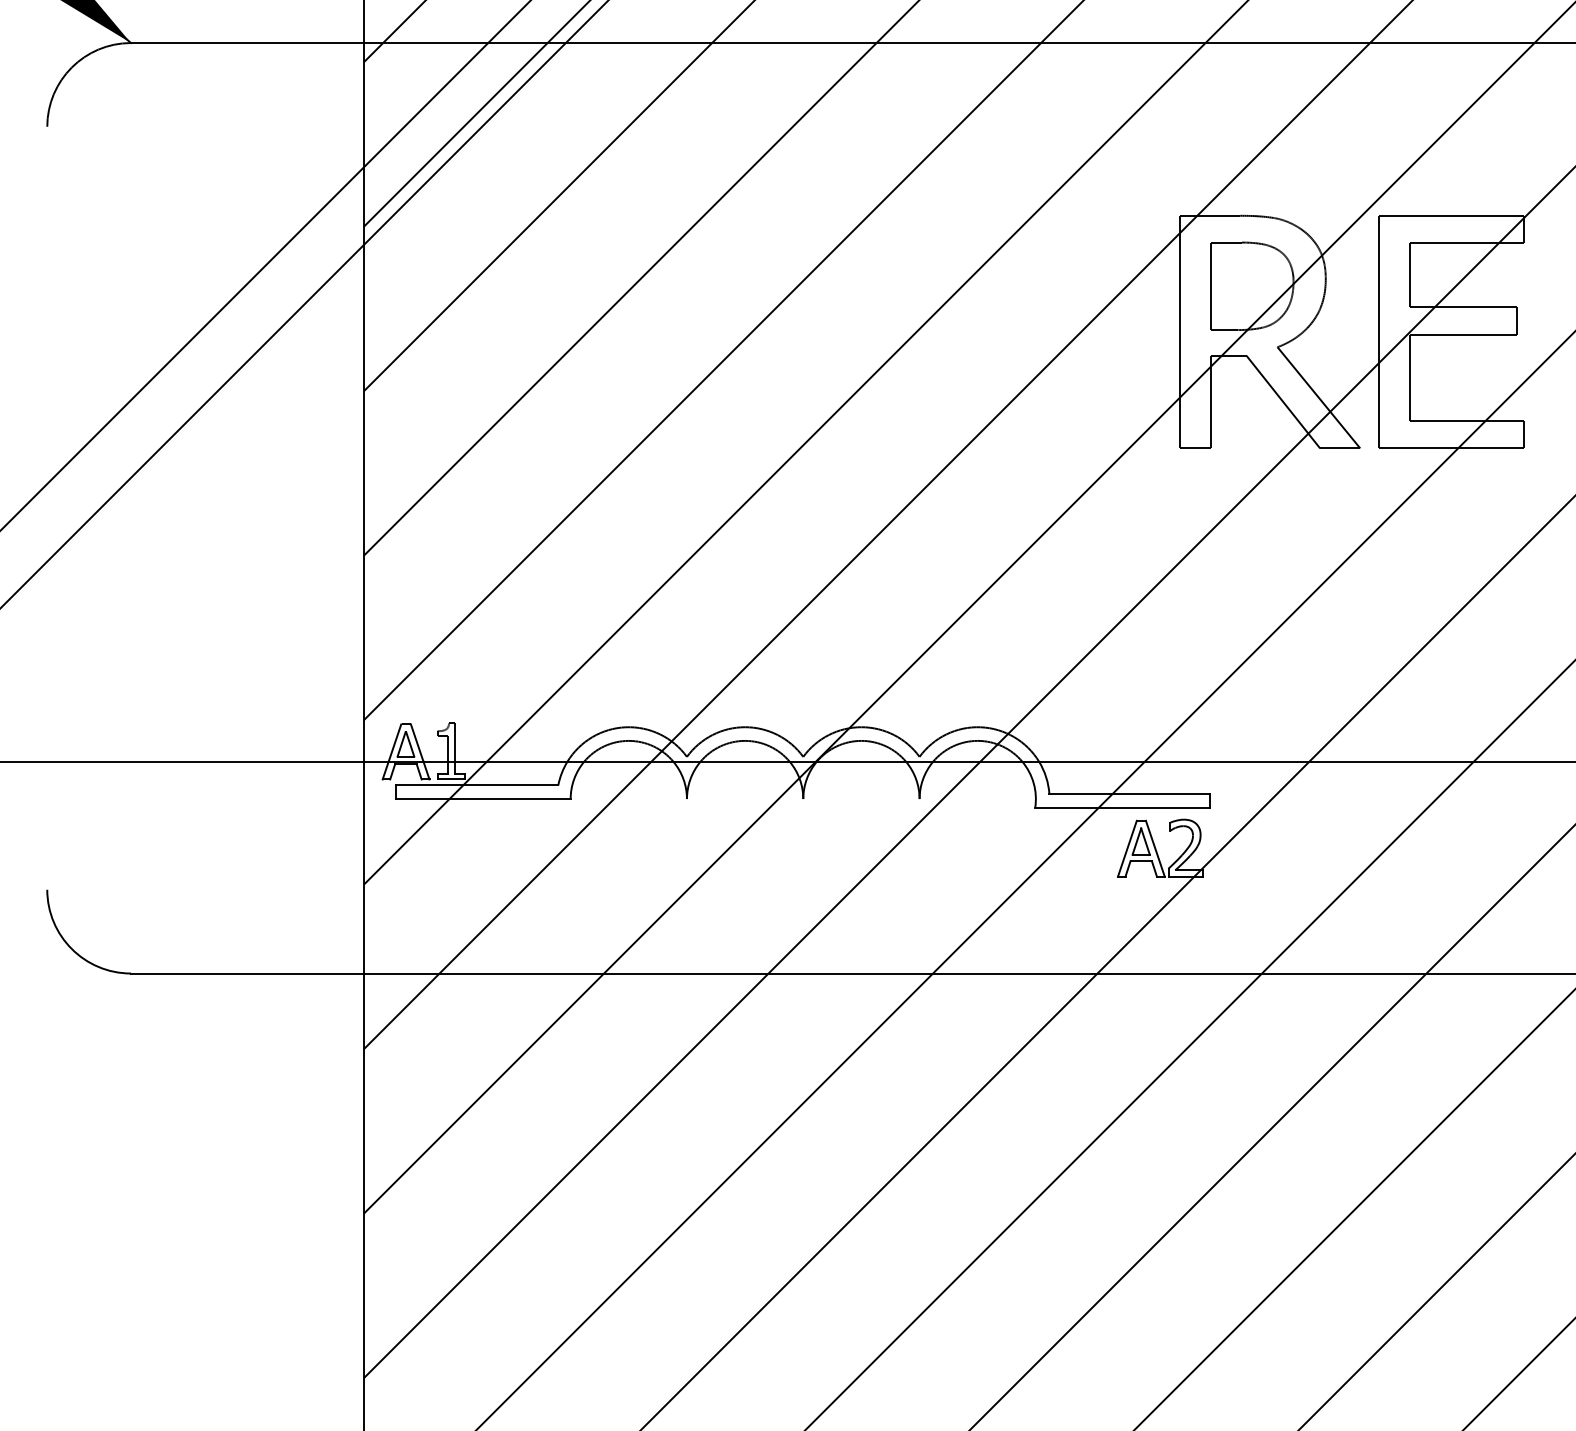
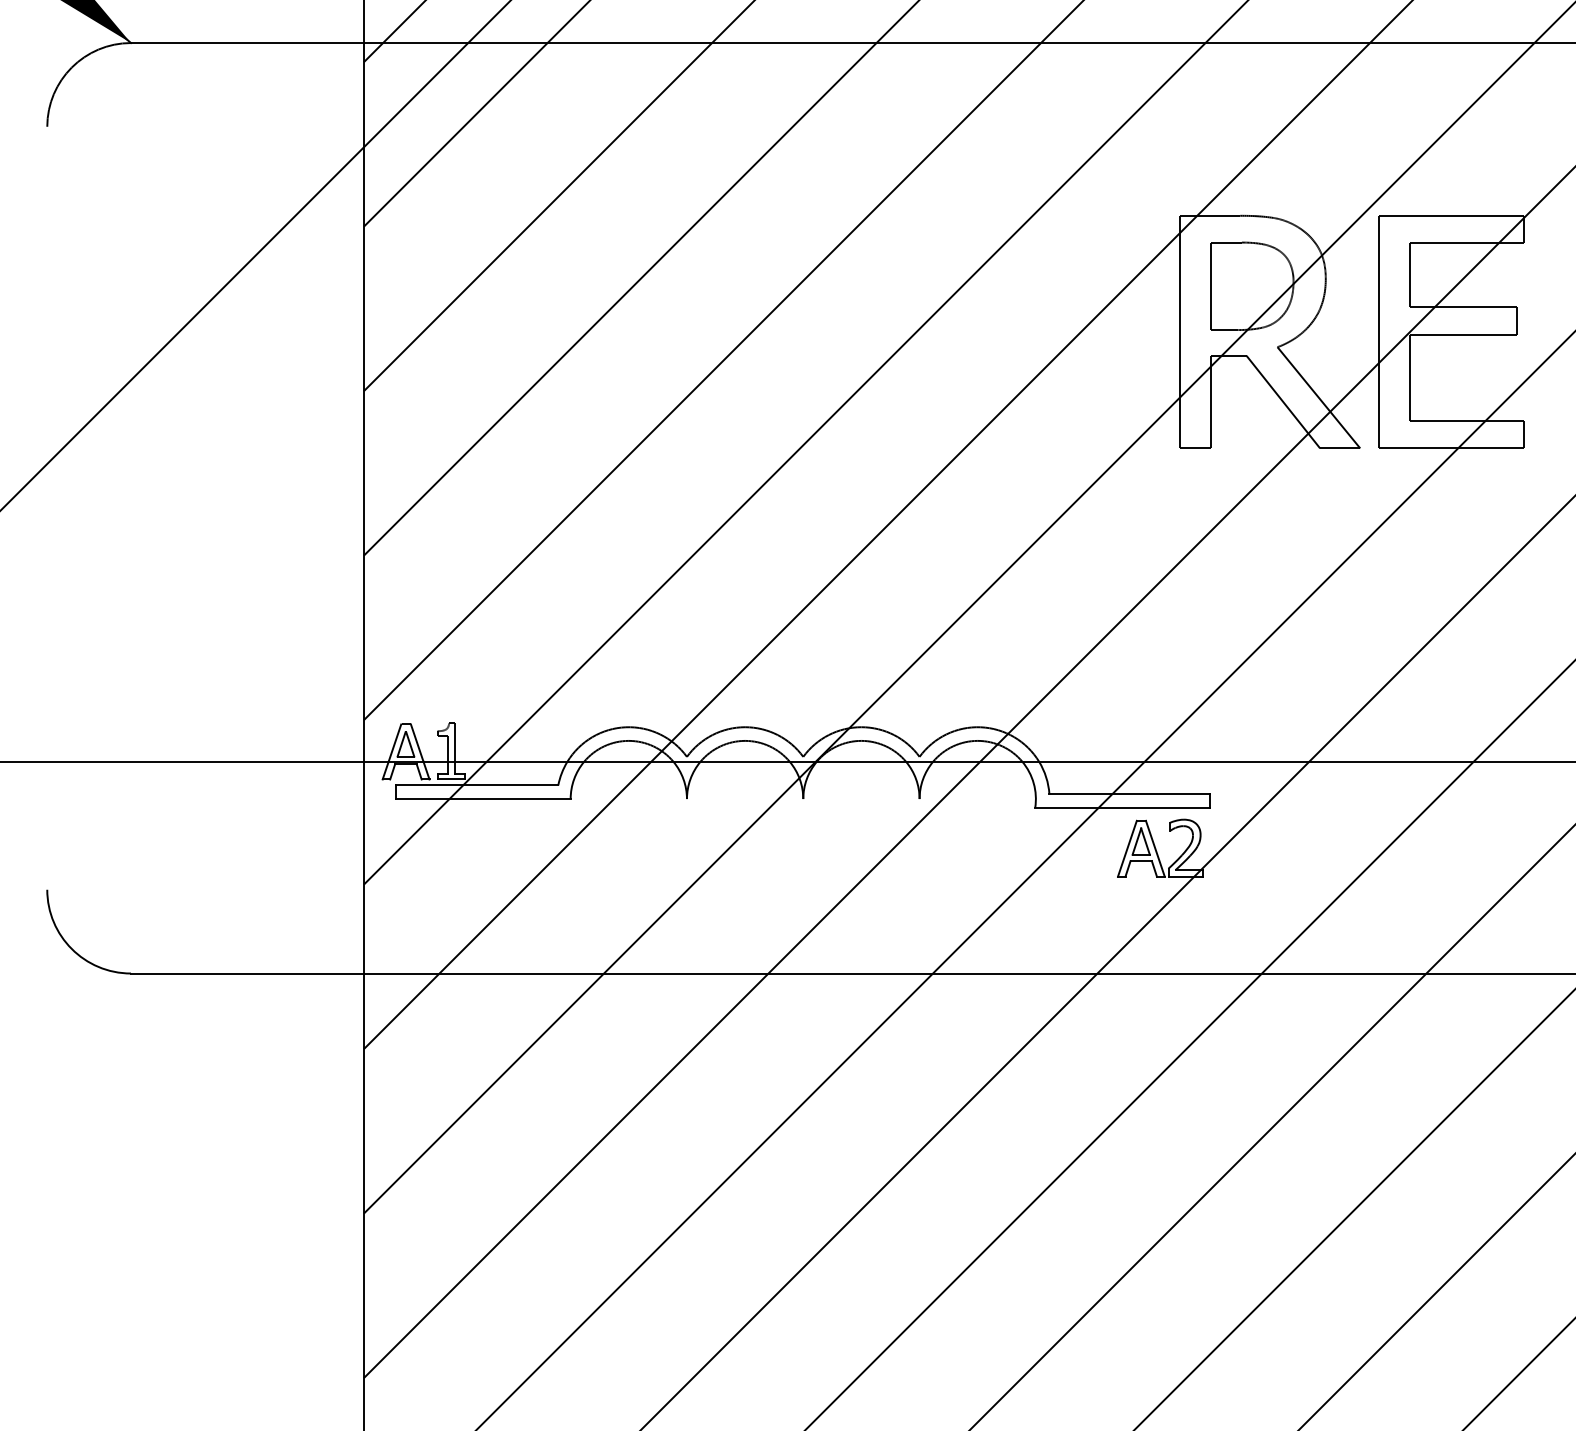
line position: (265, 265) -> (255, 255) (255, 255)
line: present -> none (304, 304)
